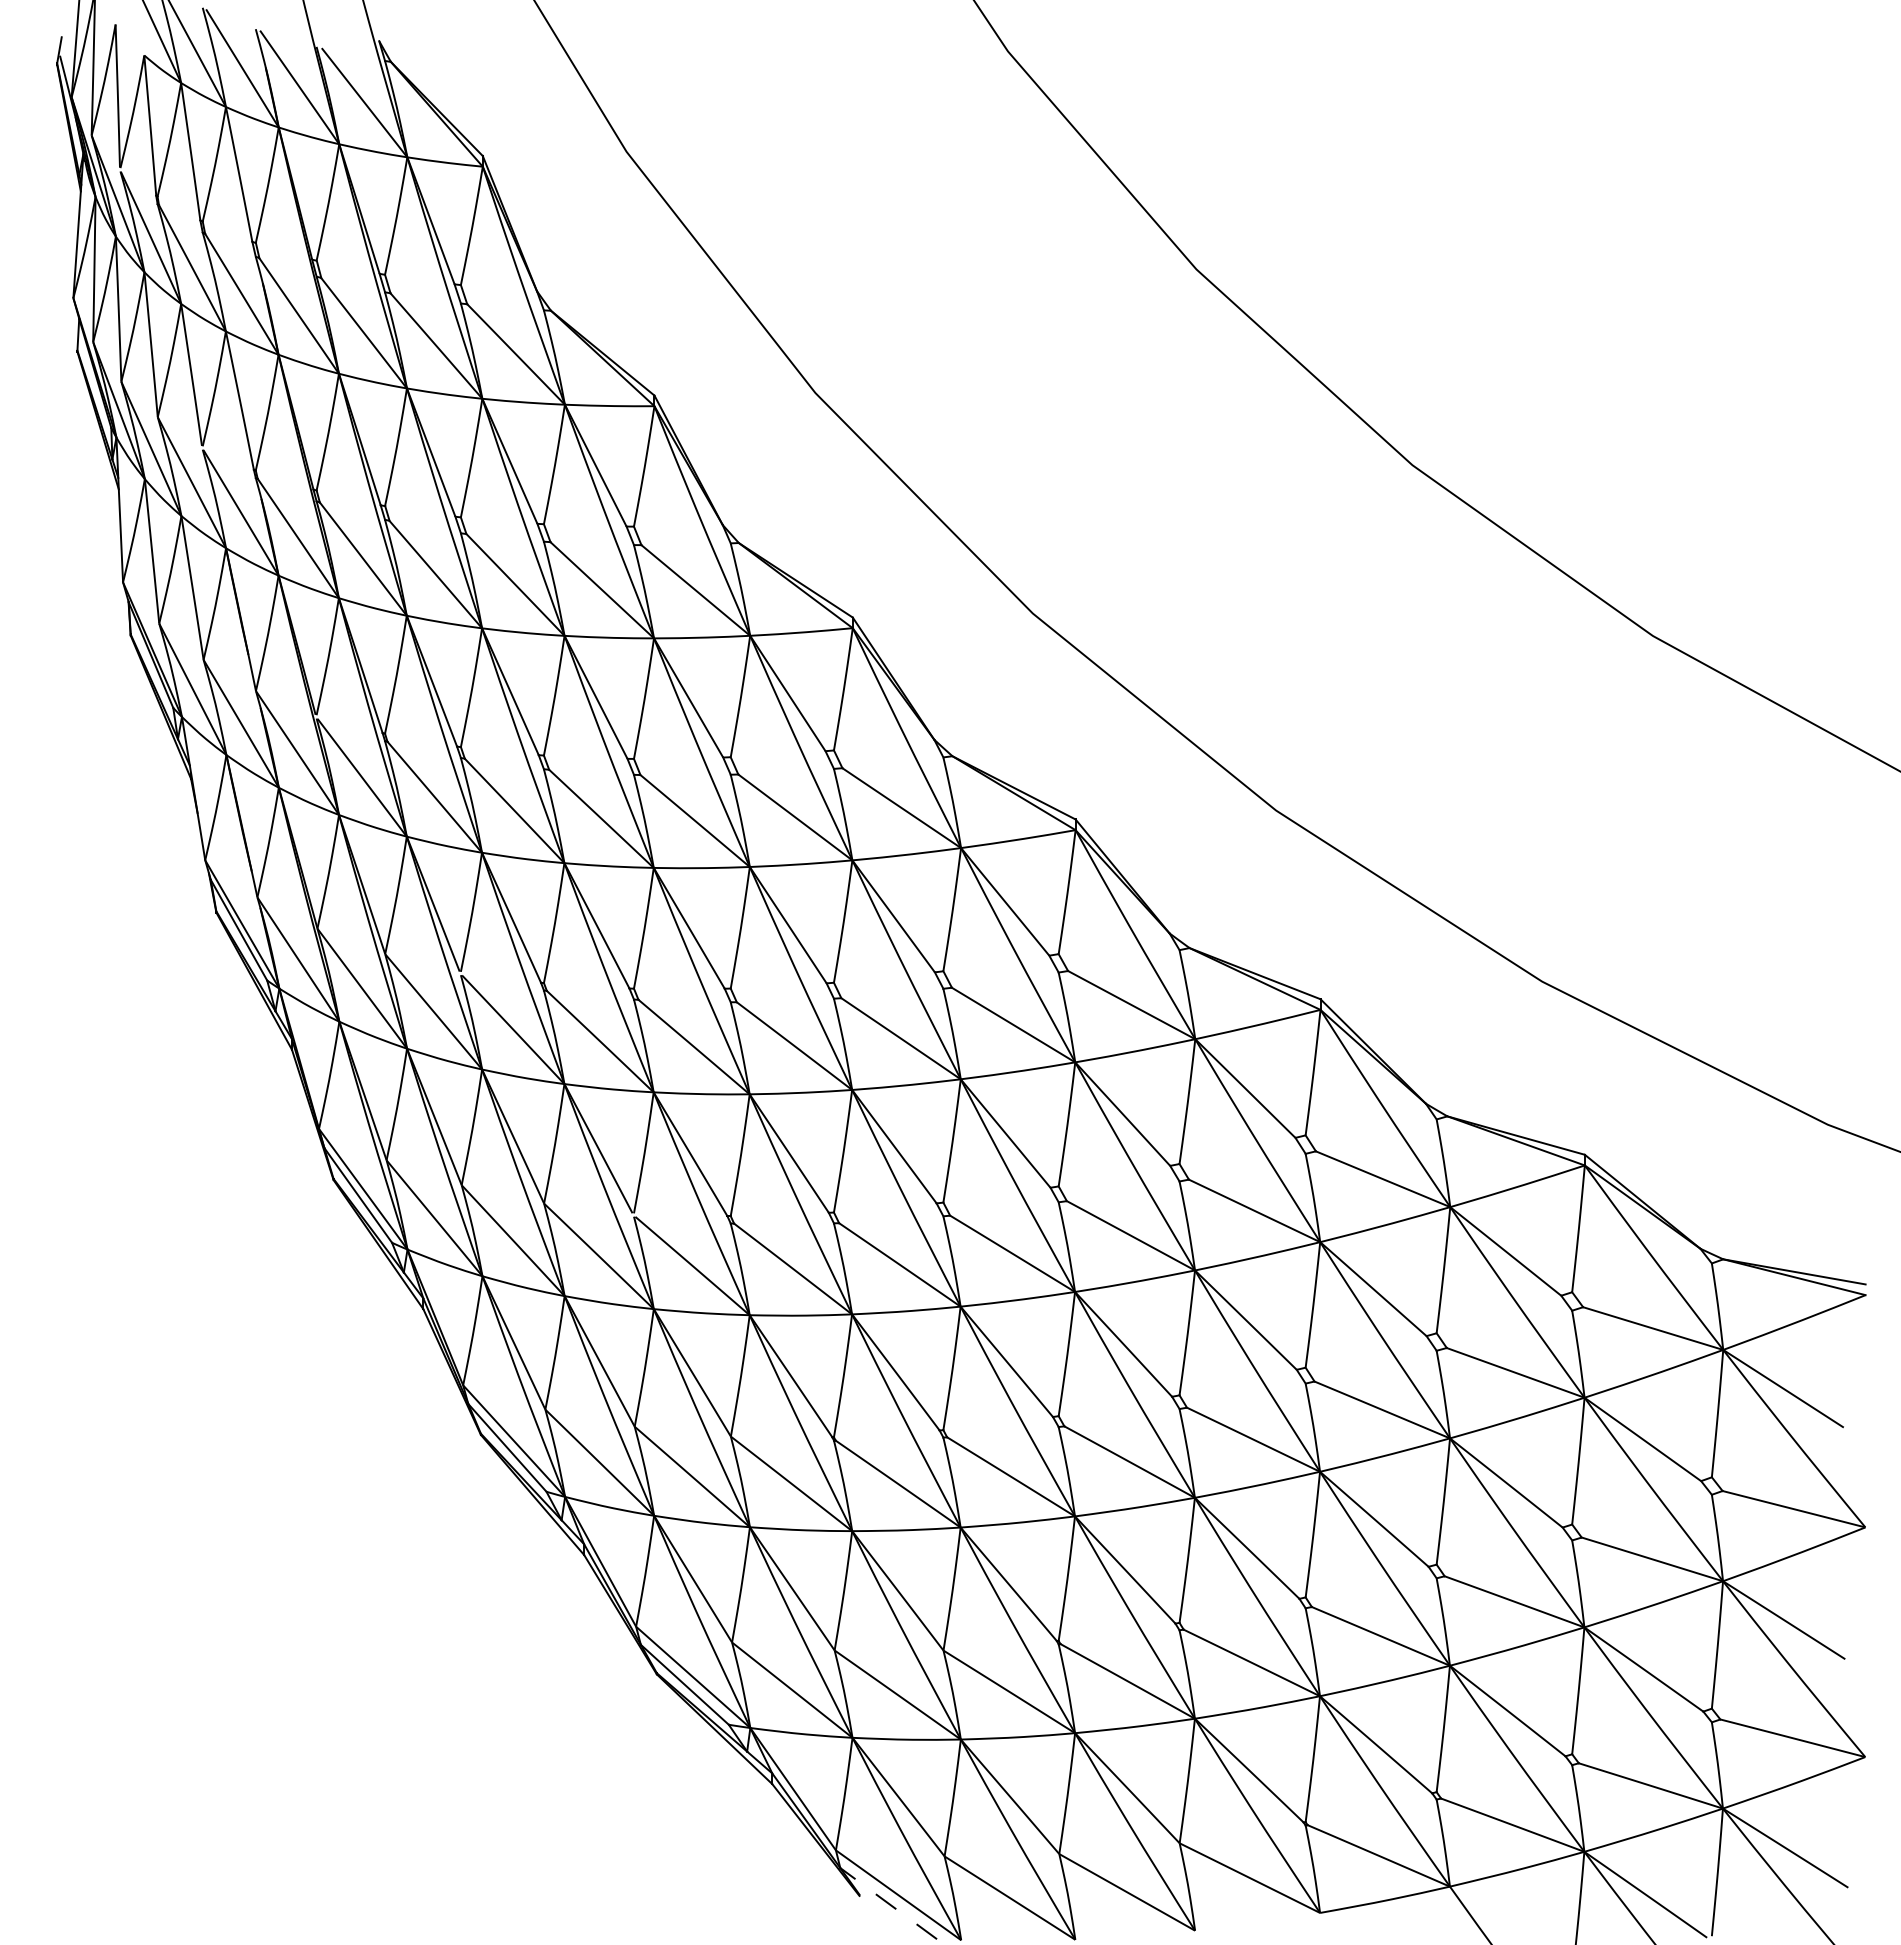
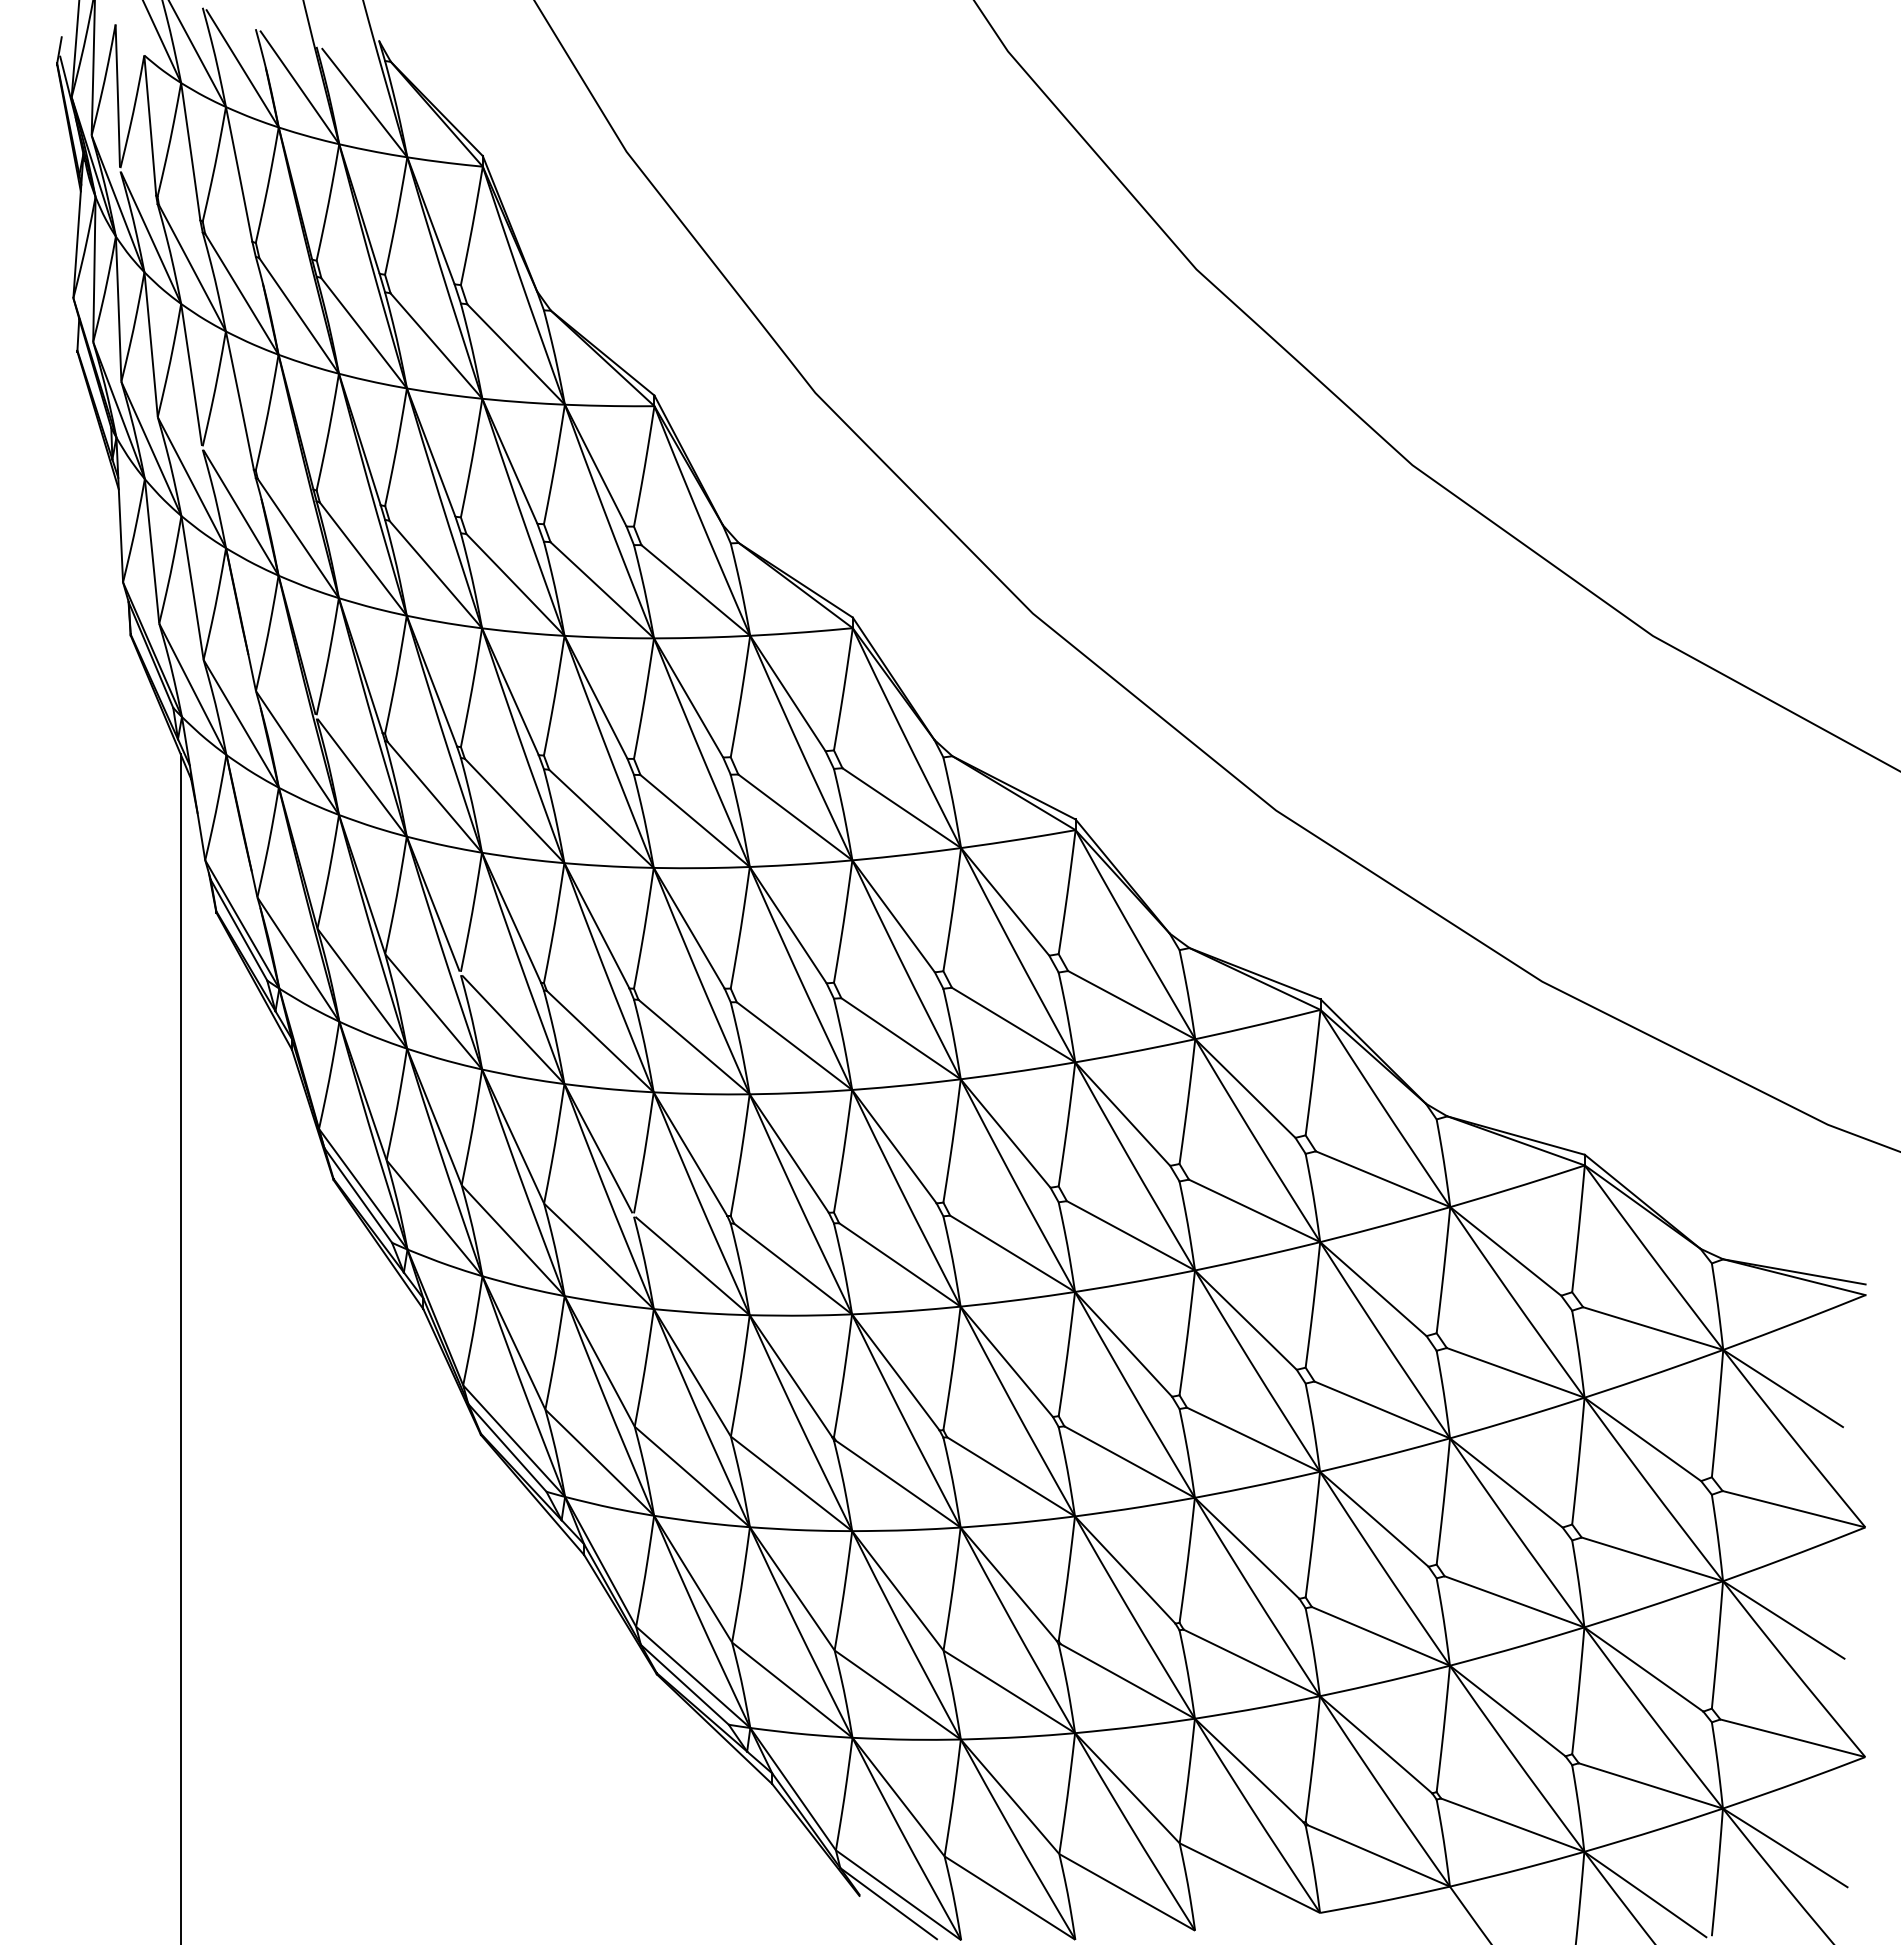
line: none -> present (180, 1347)
line: dashed -> solid (888, 1903)
